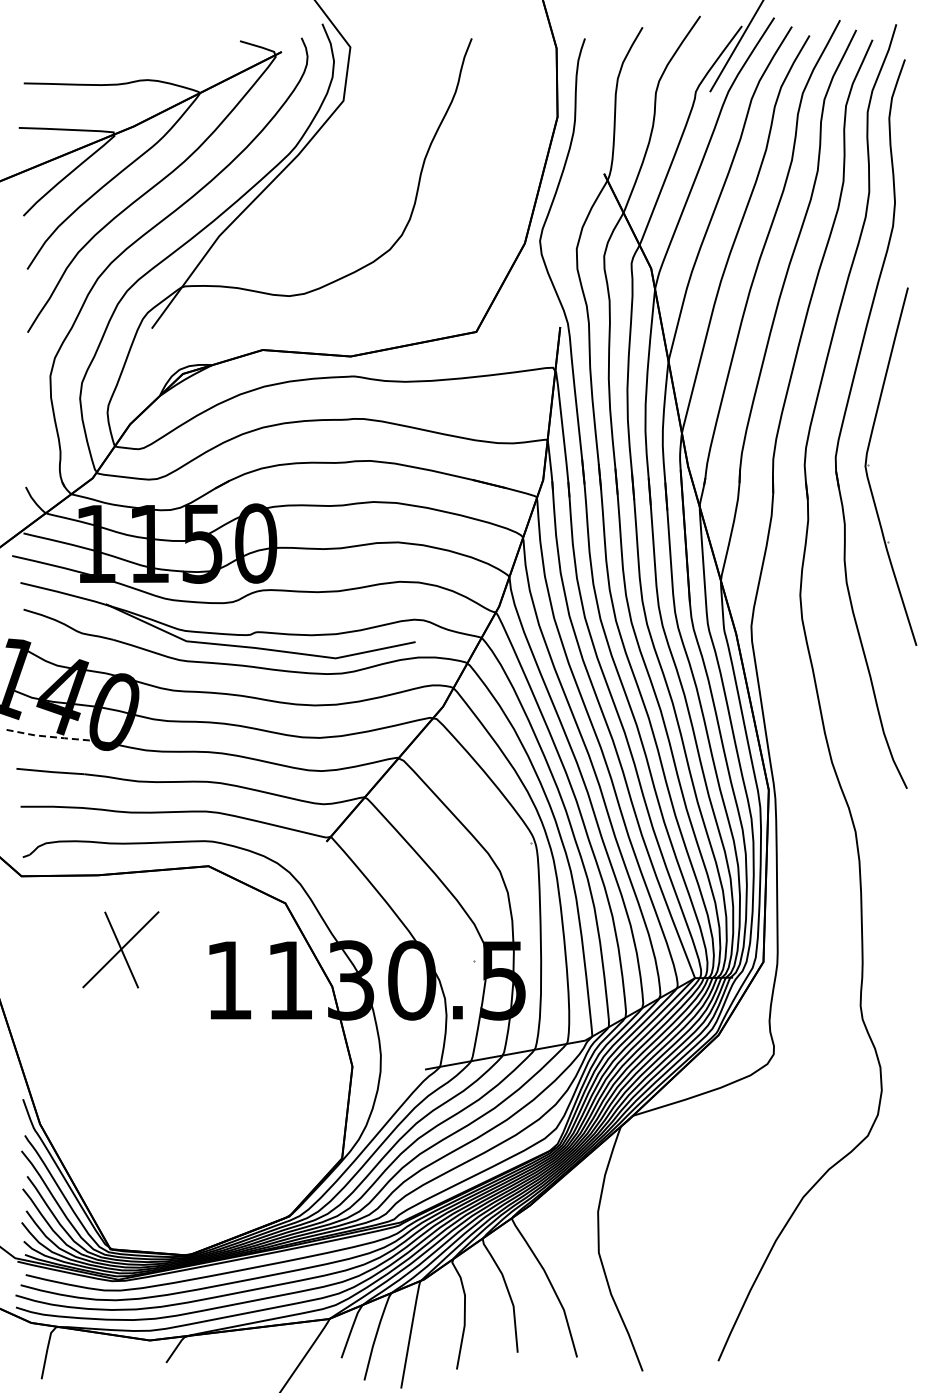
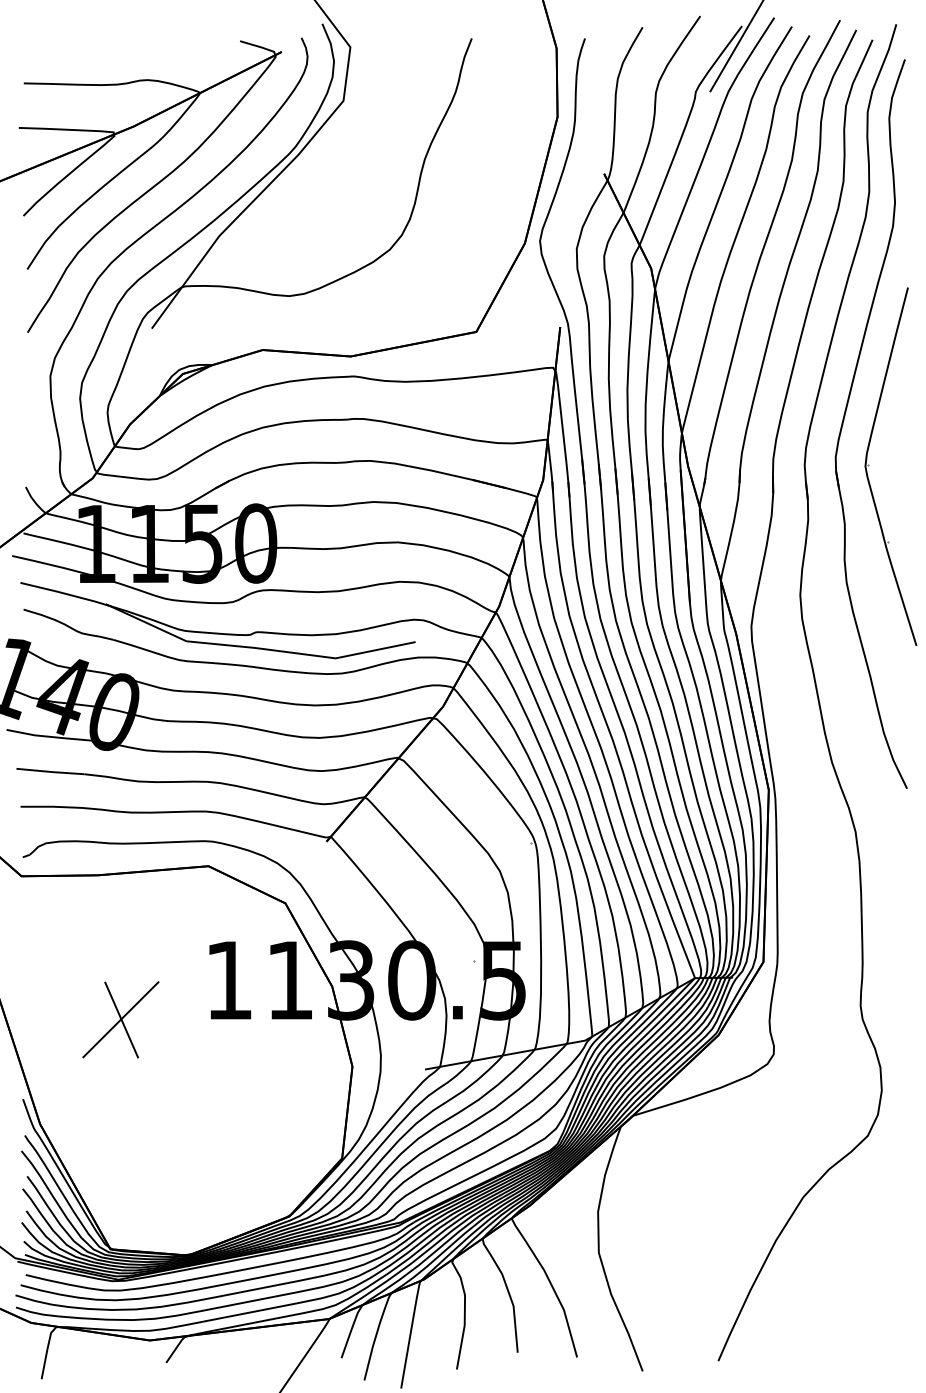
line: dashed -> solid (49, 736)
part position: (120, 949) -> (120, 1019) (120, 1019)
